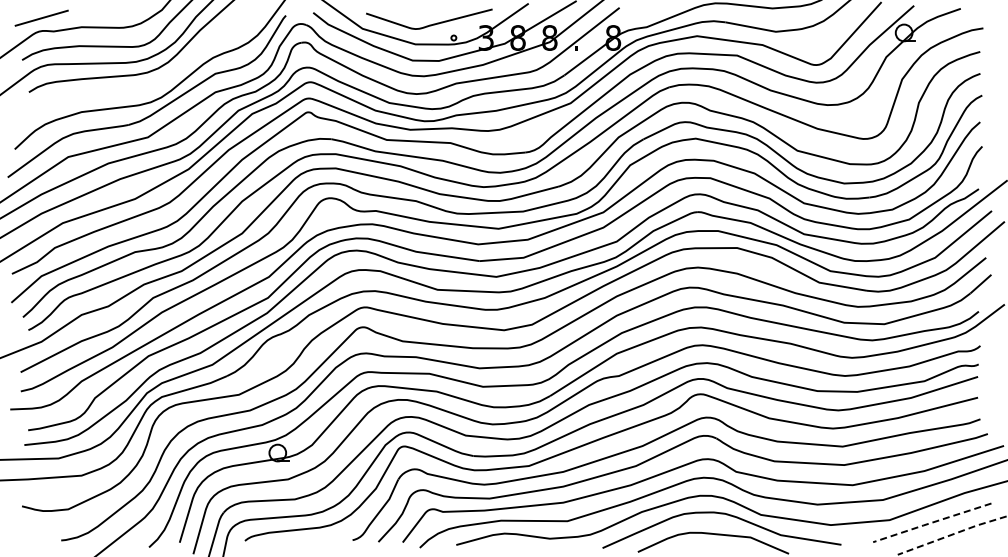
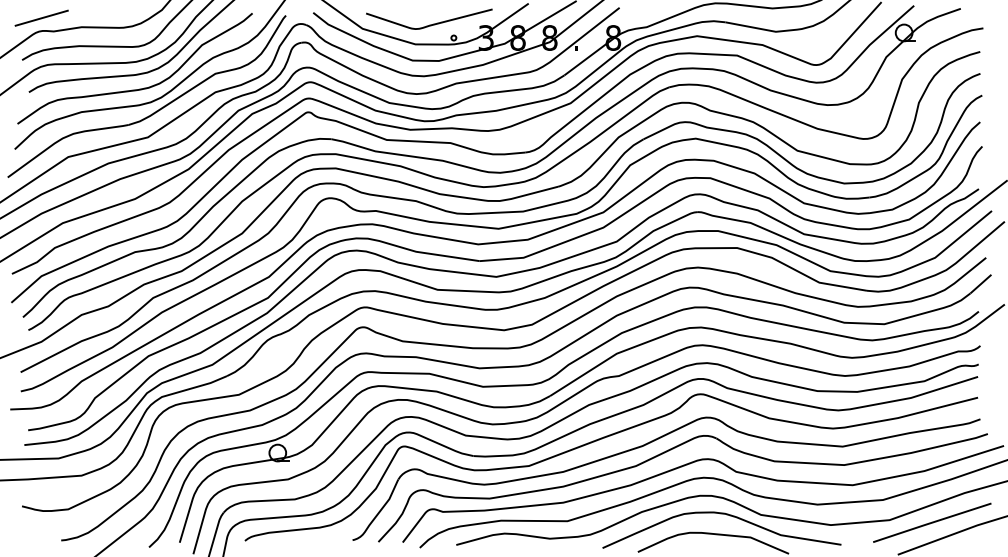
curve: none -> present (139, 88)
line: dashed -> solid (931, 522)
line: dashed -> solid (953, 534)
